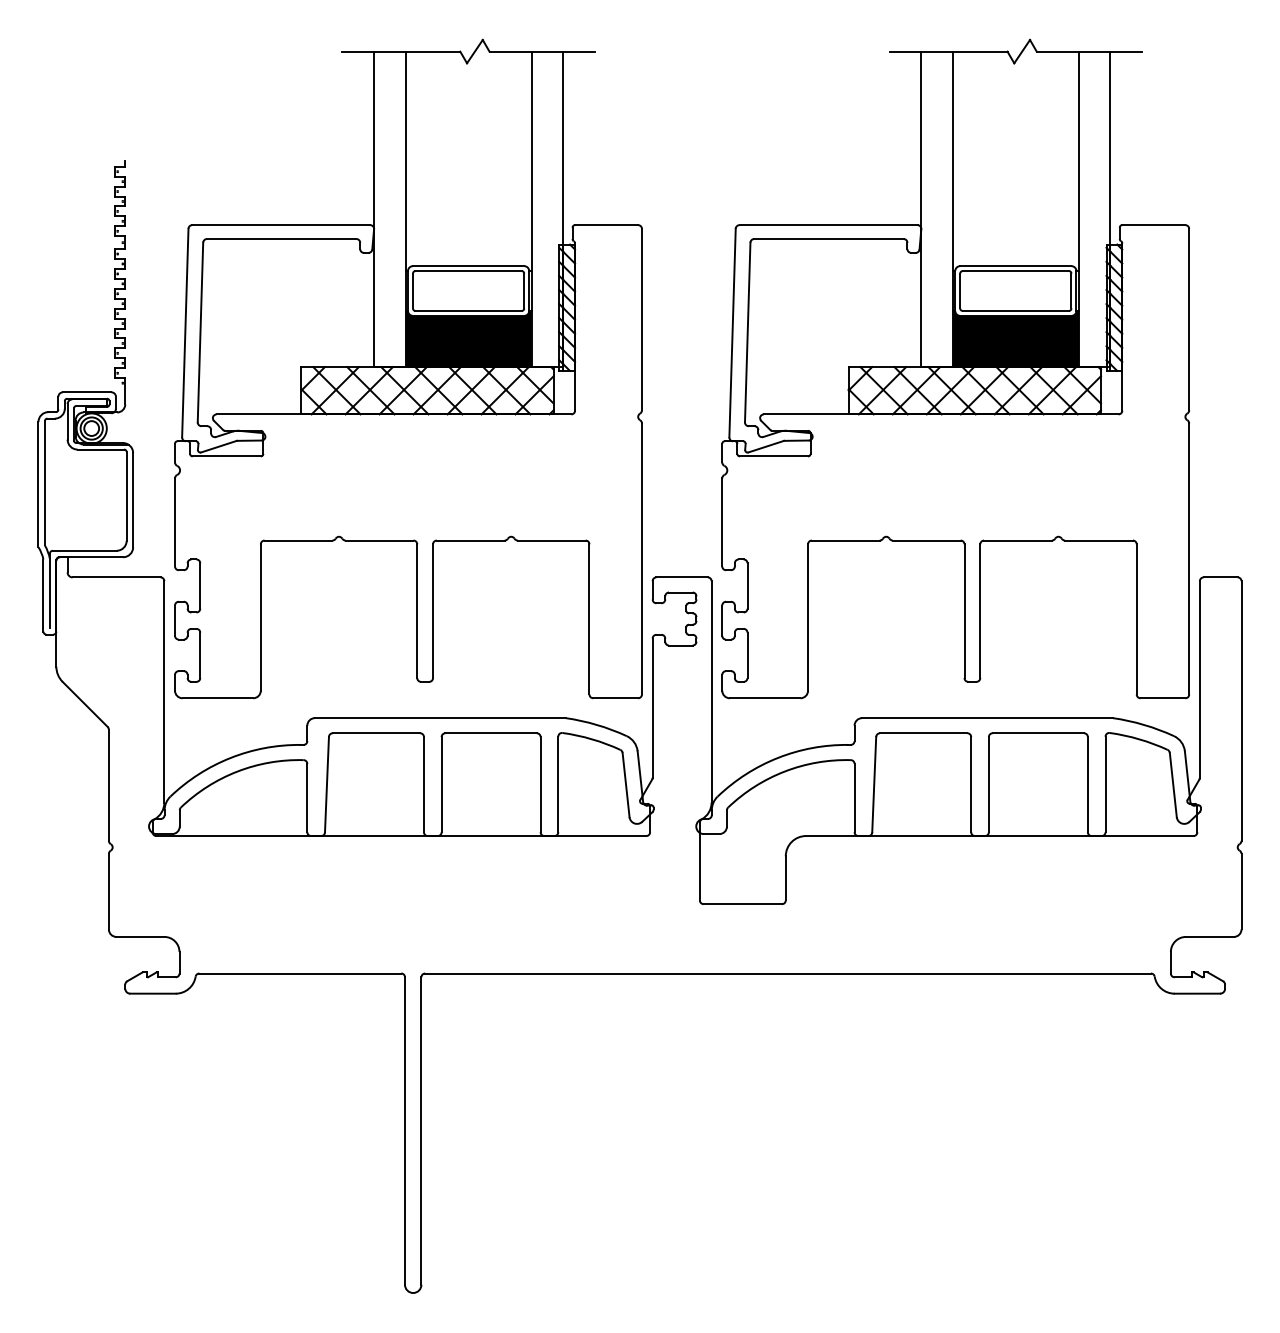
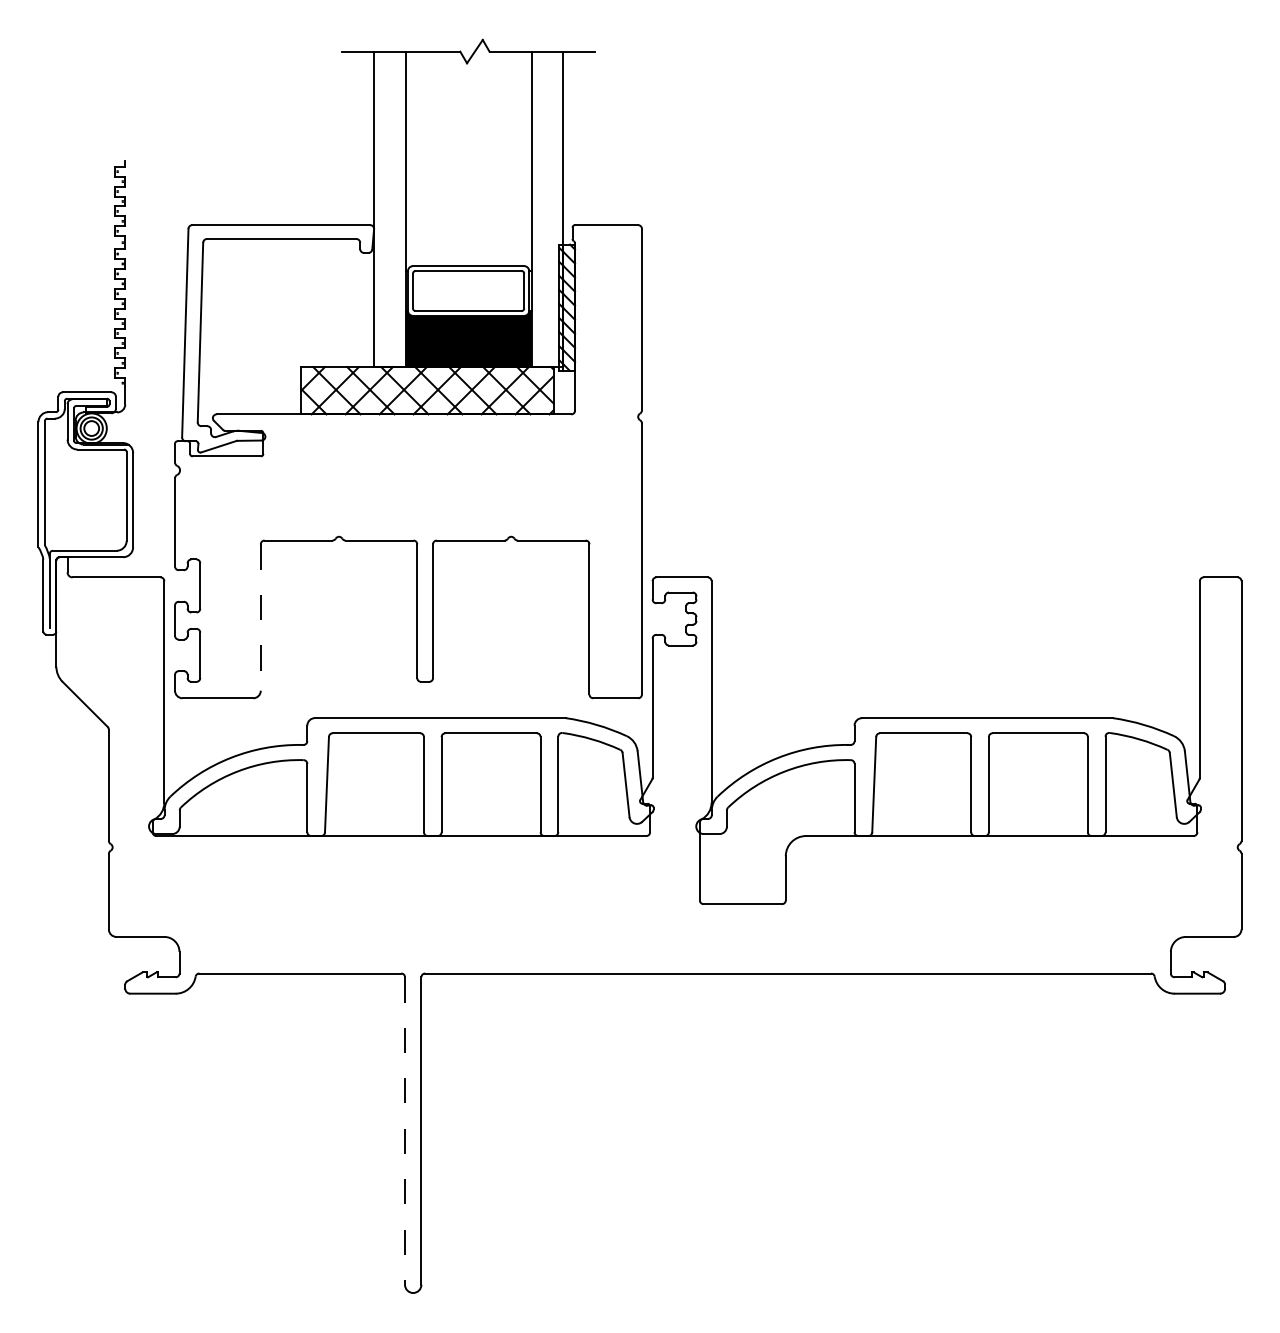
part: present -> none (955, 368)
line: solid -> dashed (260, 618)
line: solid -> dashed (405, 1131)
